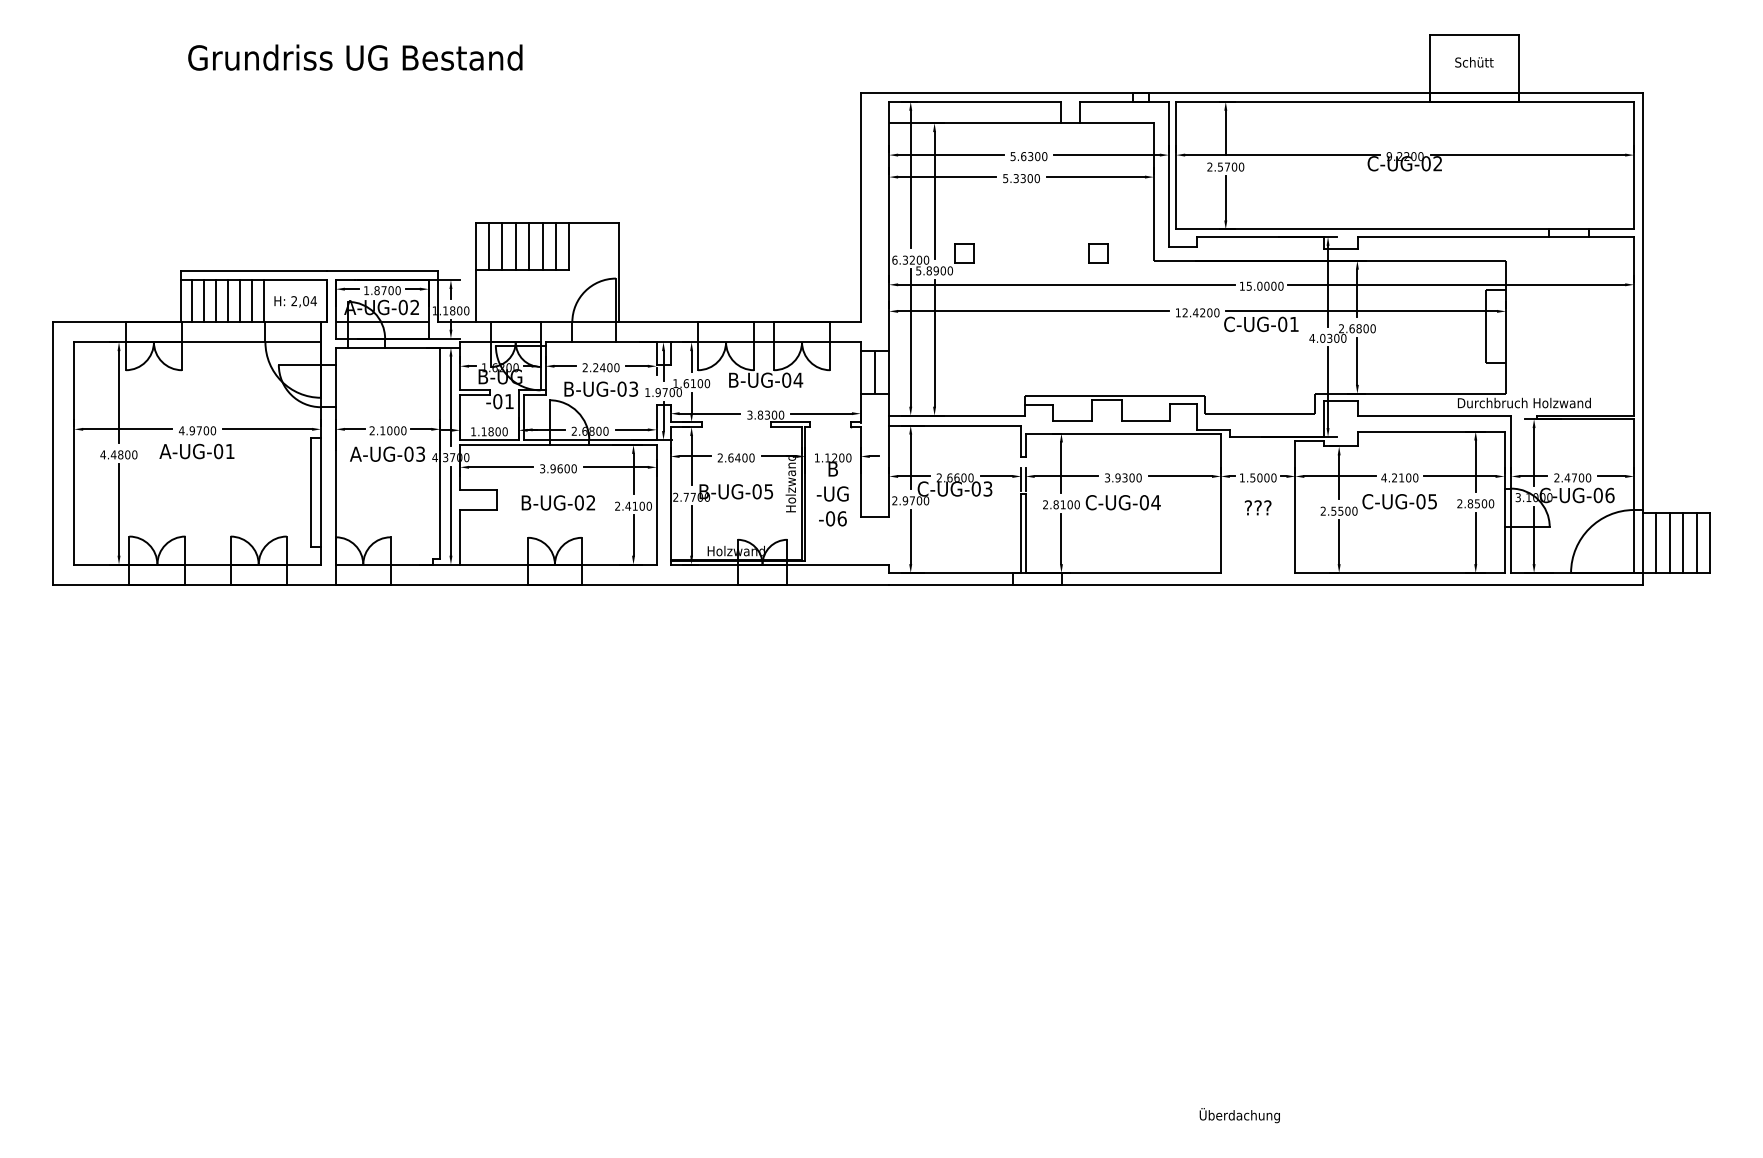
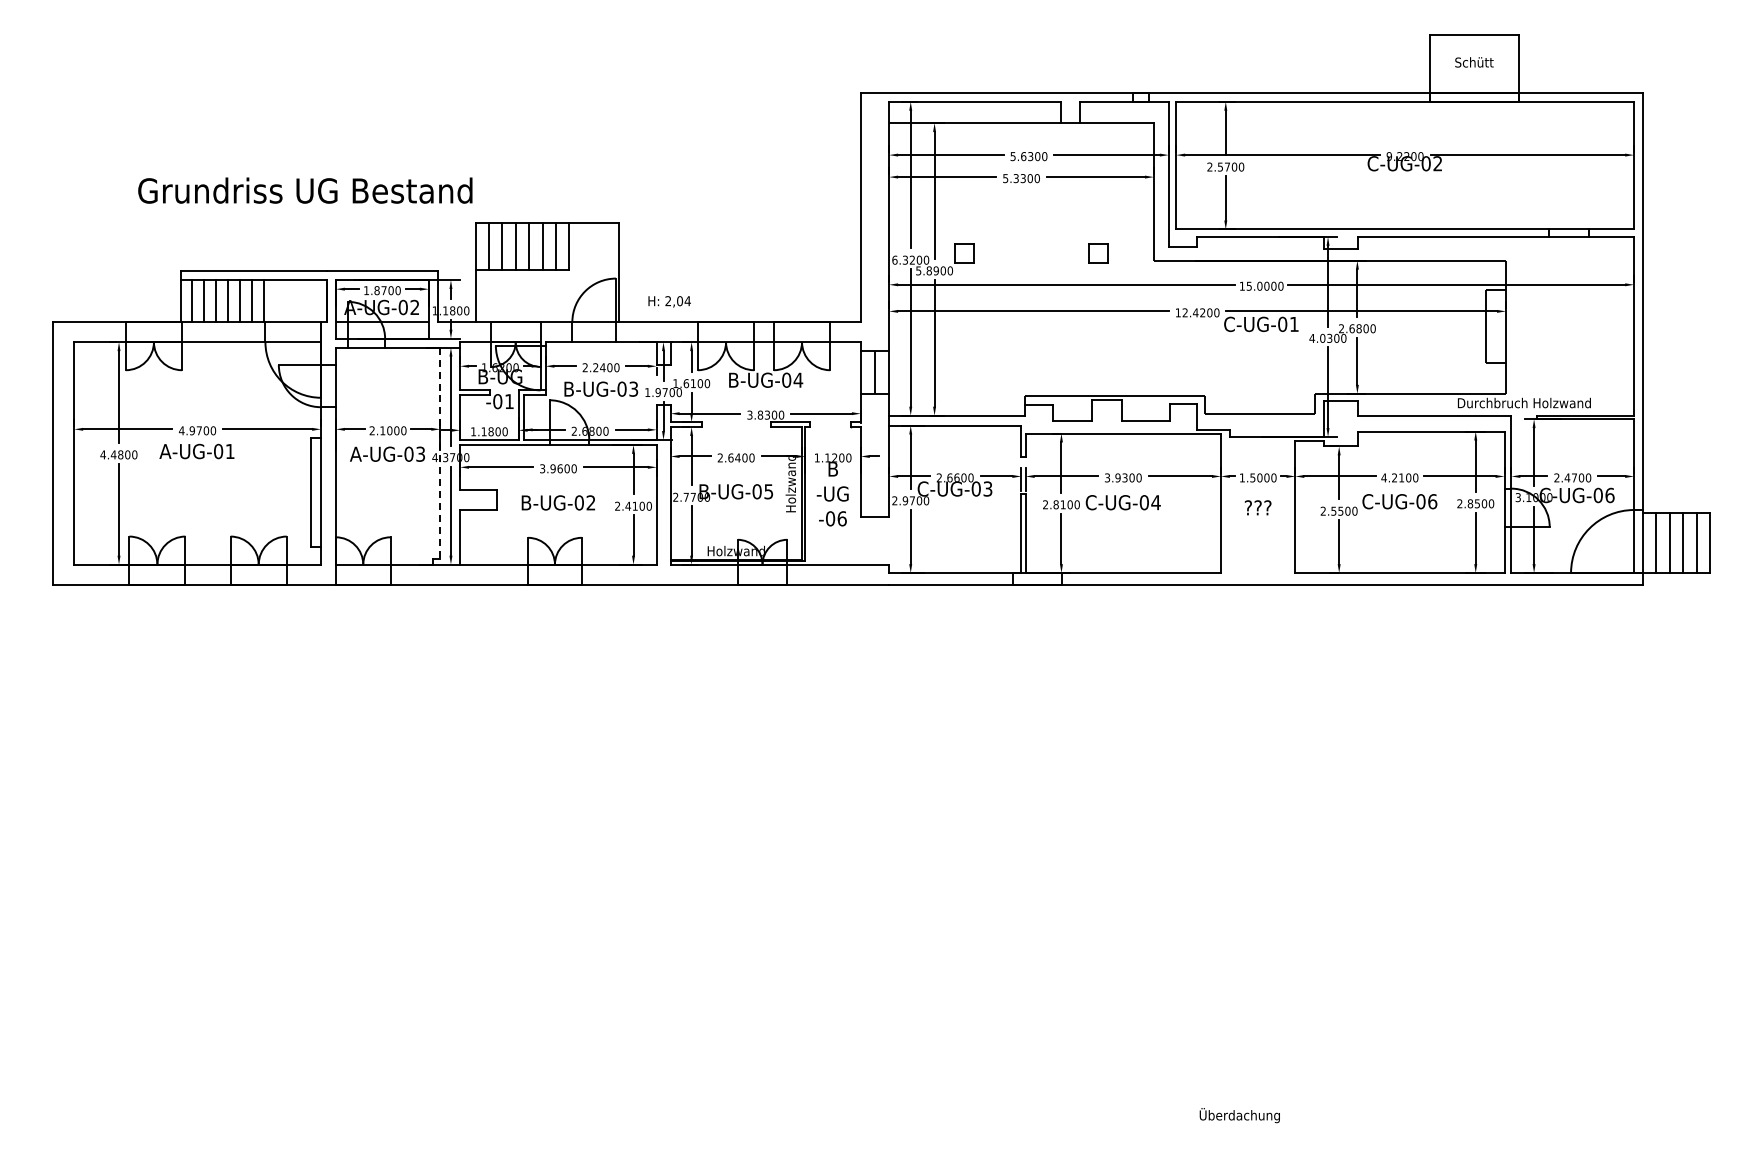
text position: (355, 57) -> (305, 190) (305, 190)
text position: (295, 301) -> (669, 301) (669, 301)
line: solid -> dashed (440, 453)
text: C-UG-05 -> C-UG-06 (1432, 501)
